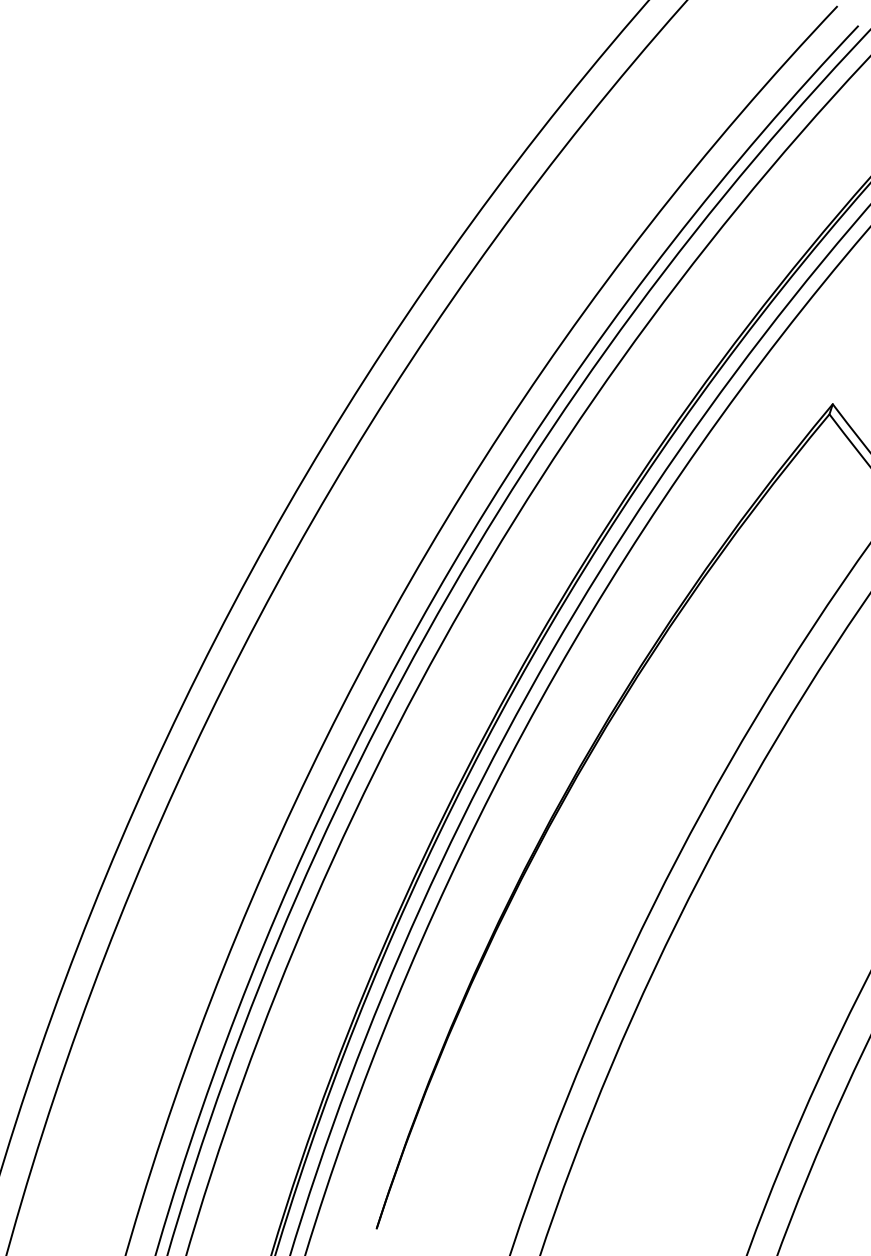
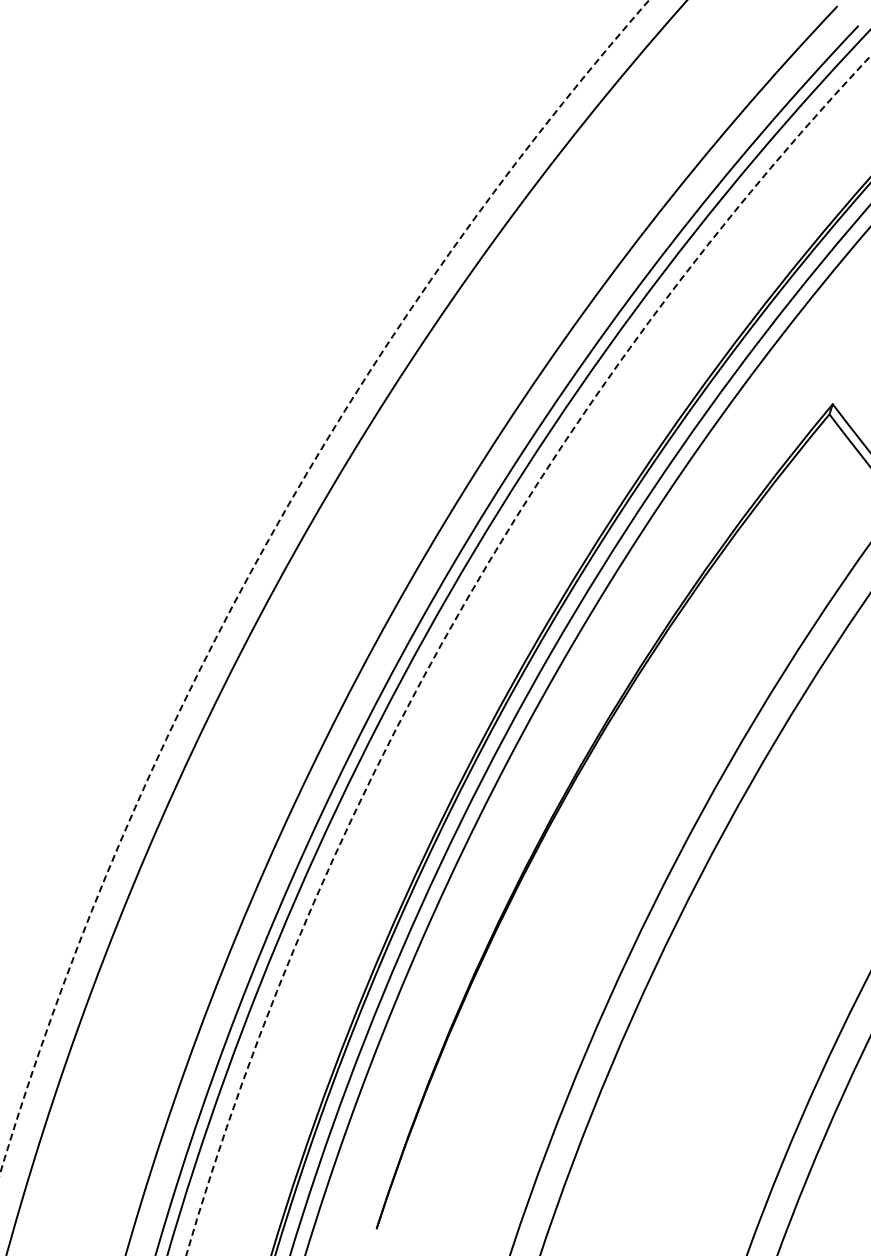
arc: solid -> dashed (260, 554)
arc: solid -> dashed (458, 615)
